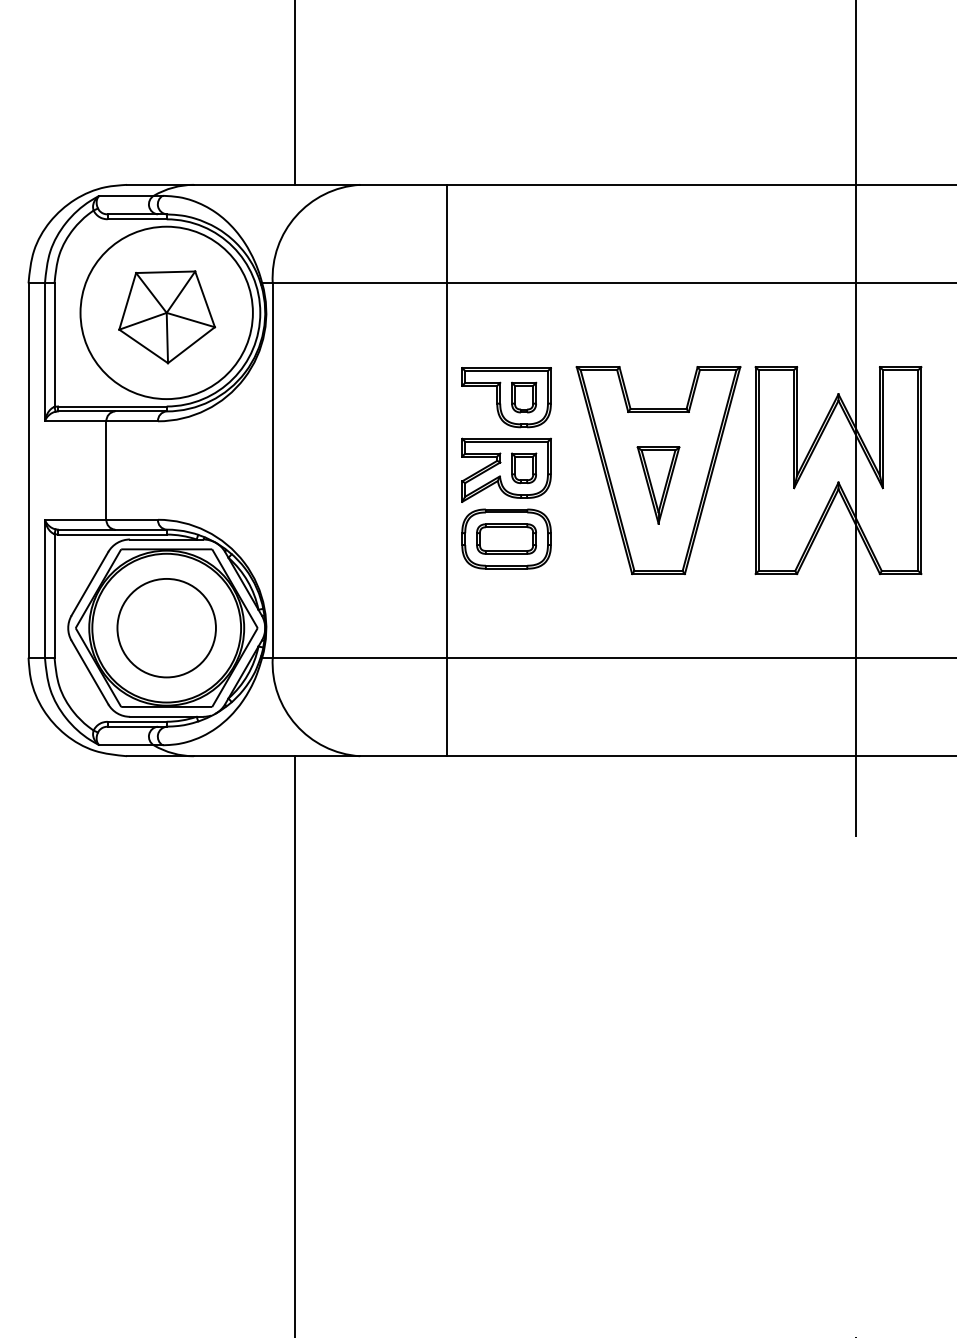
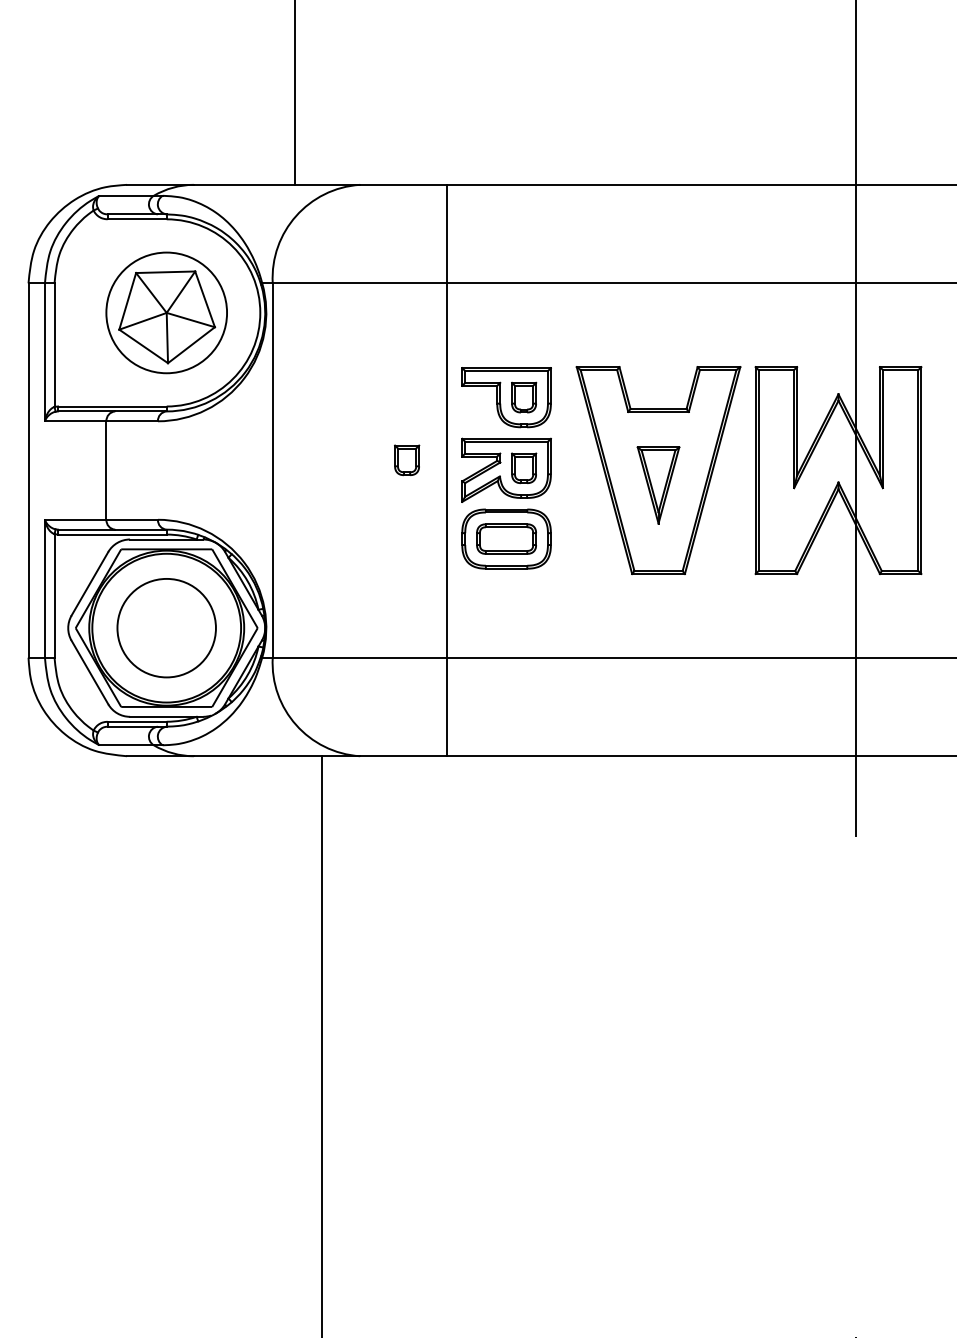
circle diameter: 172 px -> 121 px (166, 312)
part: none -> present (407, 460)
line position: (294, 1045) -> (321, 1045) (321, 1045)
